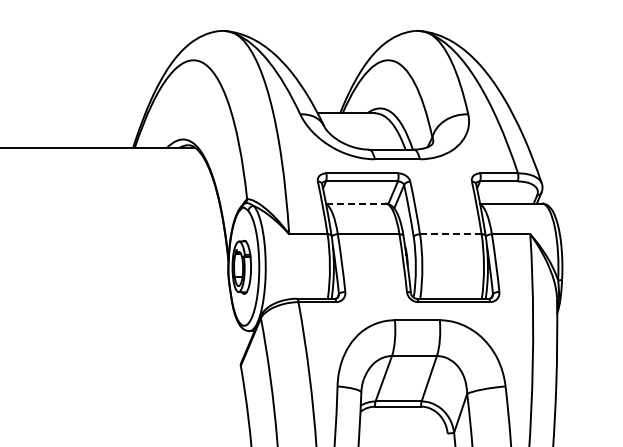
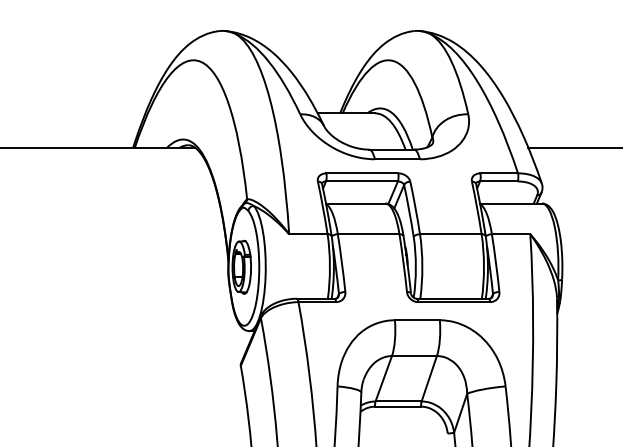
line: none -> present (573, 147)
line: dashed -> solid (355, 203)
line: dashed -> solid (450, 234)
